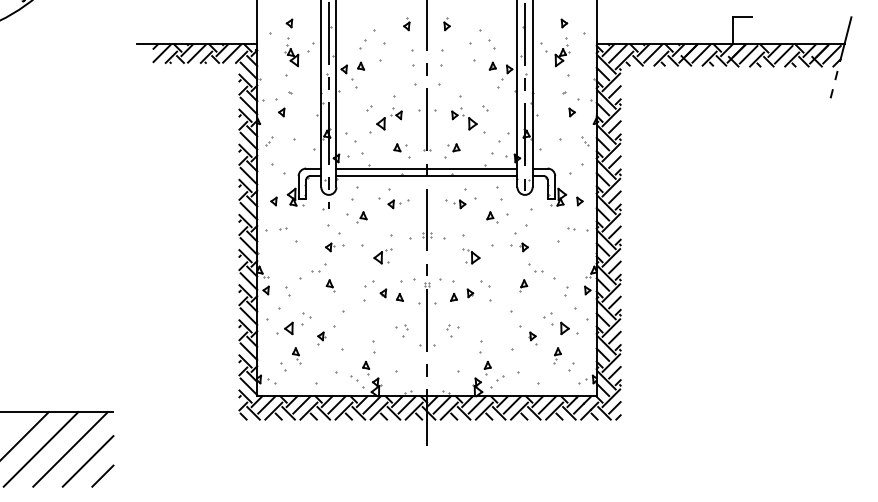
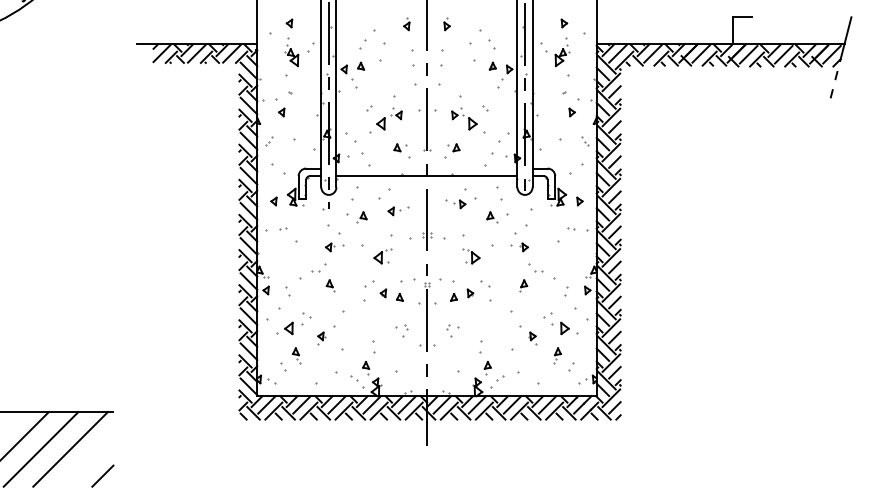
line: present -> none (426, 168)
part position: (398, 204) -> (398, 211) (398, 211)
line: present -> none (87, 461)
